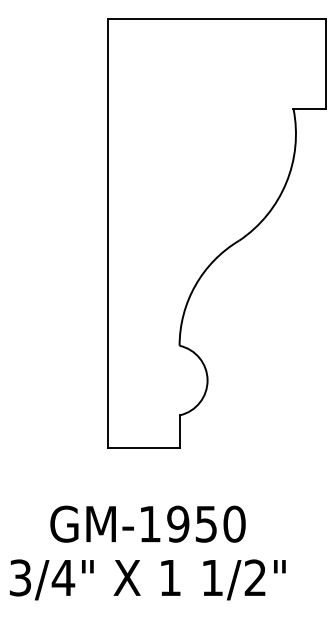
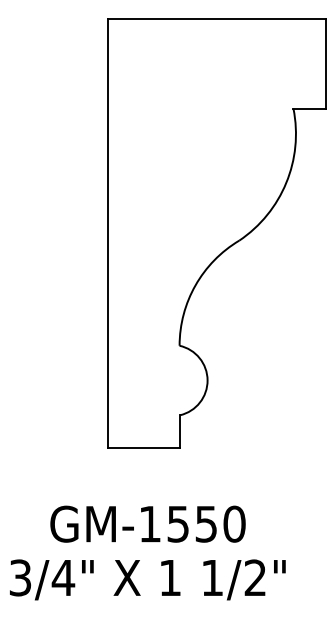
text: GM-1950 -> GM-1550 (178, 523)
